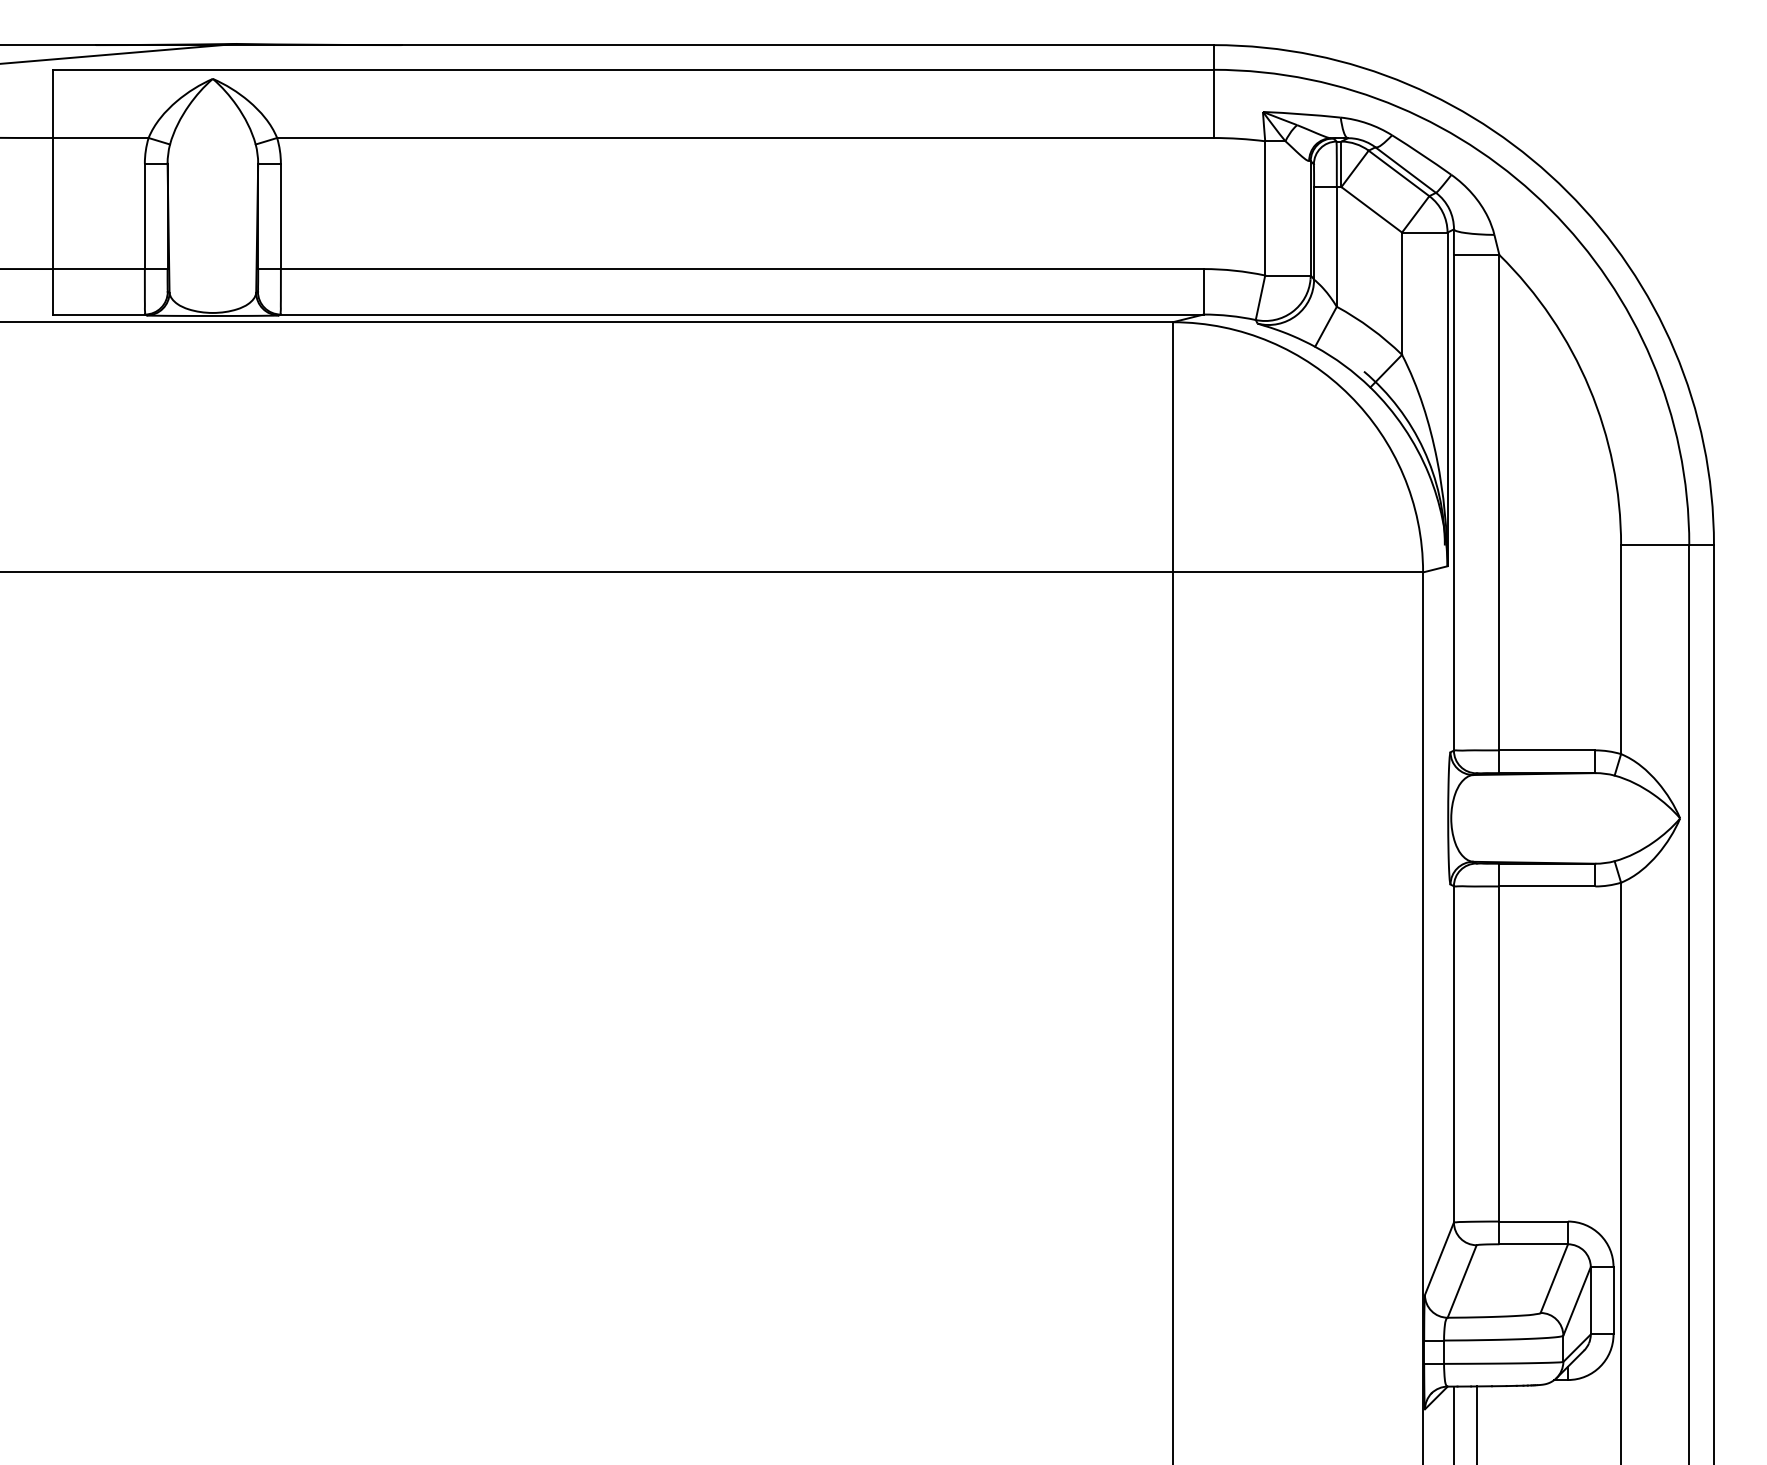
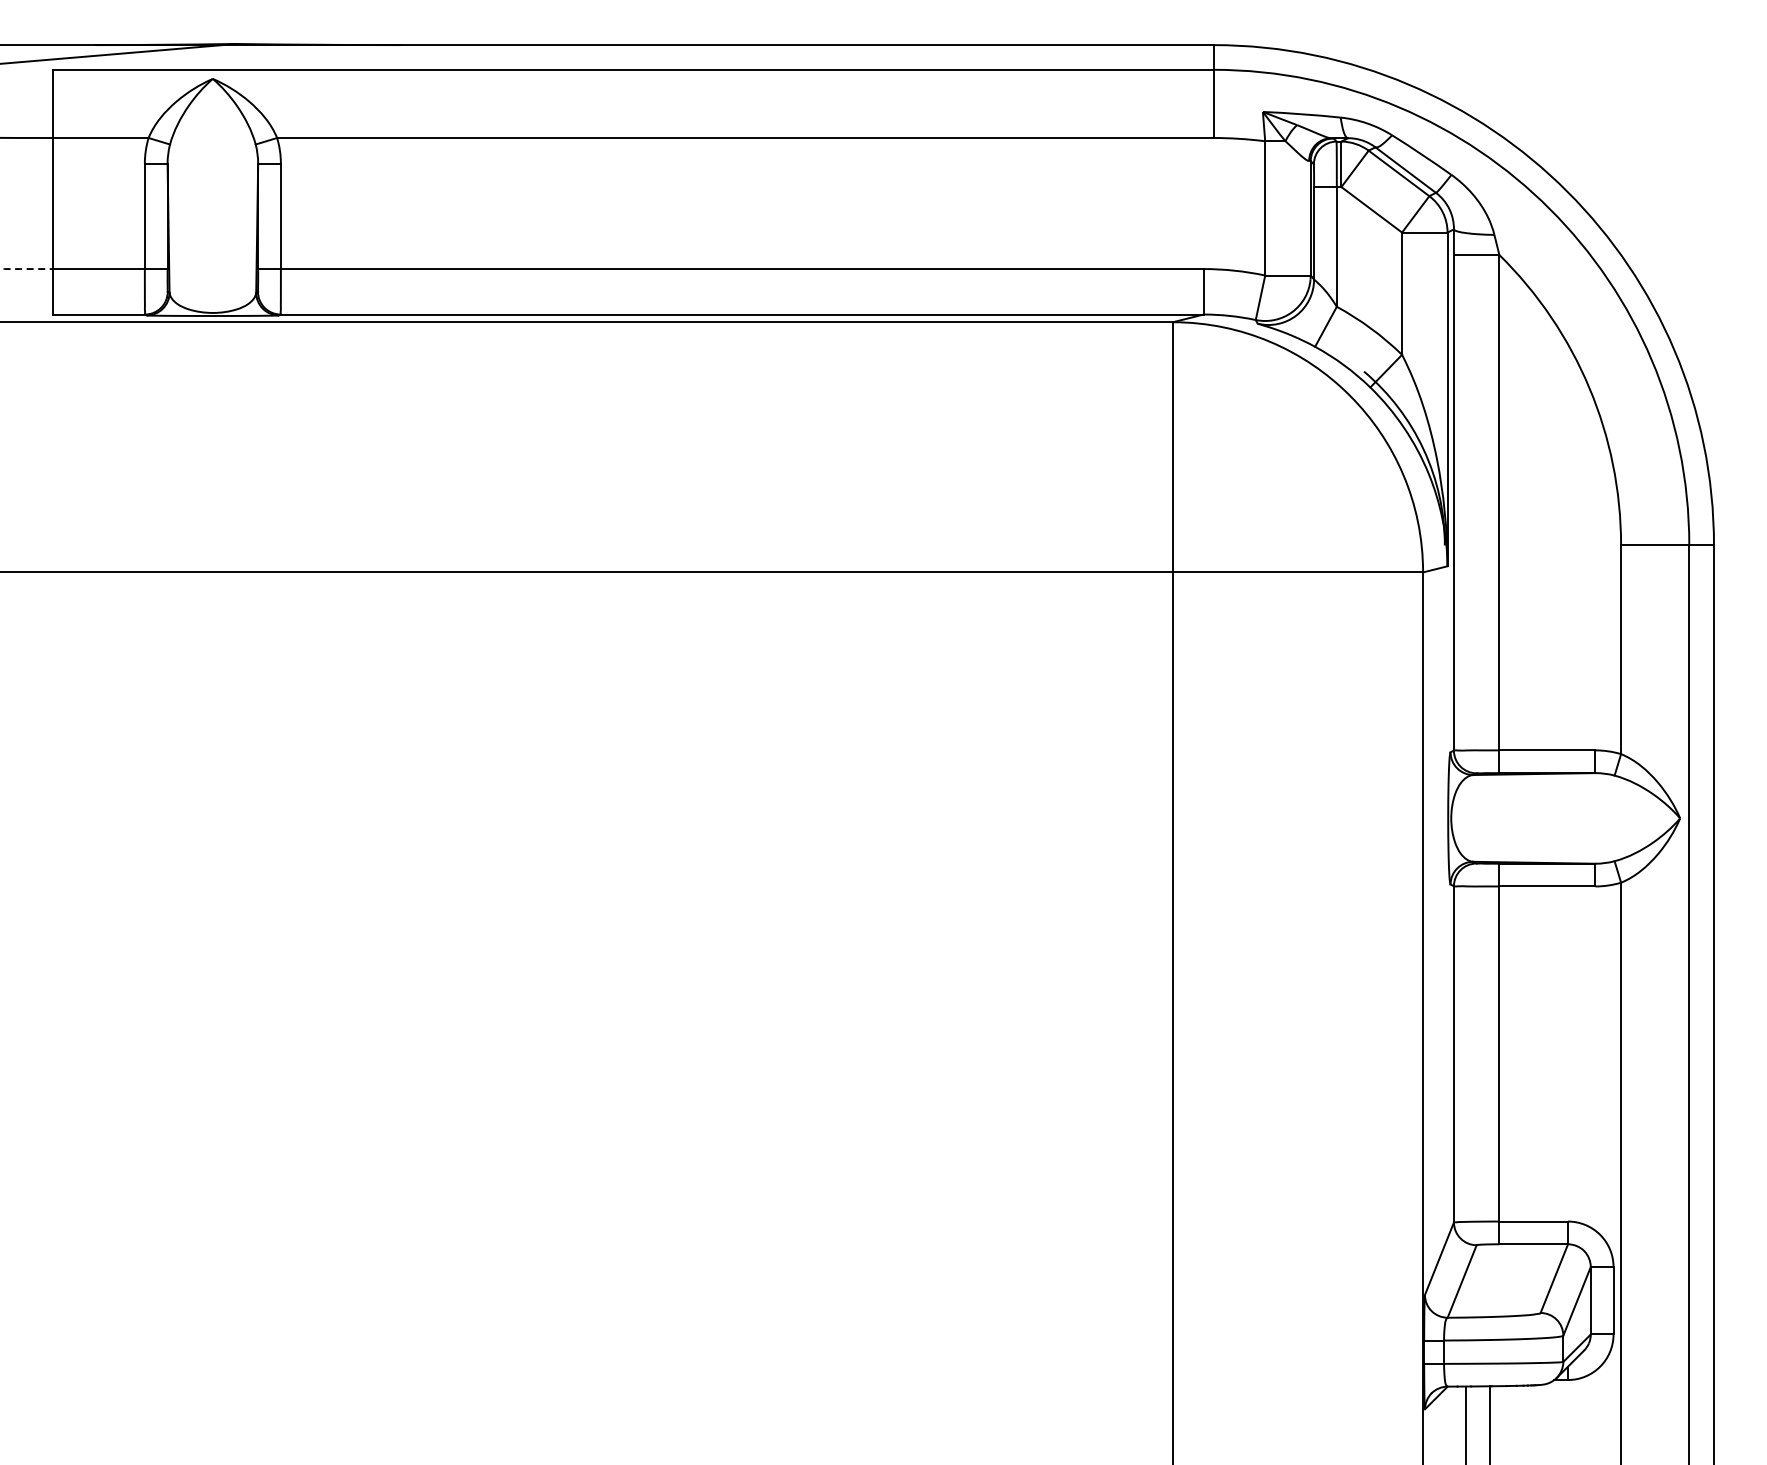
arc: solid -> dashed (27, 269)
line position: (1454, 1423) -> (1466, 1423) (1466, 1423)
line position: (1477, 1423) -> (1490, 1423) (1490, 1423)
